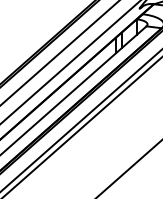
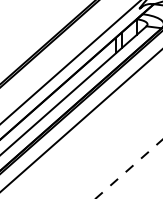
line: present -> none (59, 52)
line: present -> none (82, 127)
line: solid -> dashed (129, 169)
